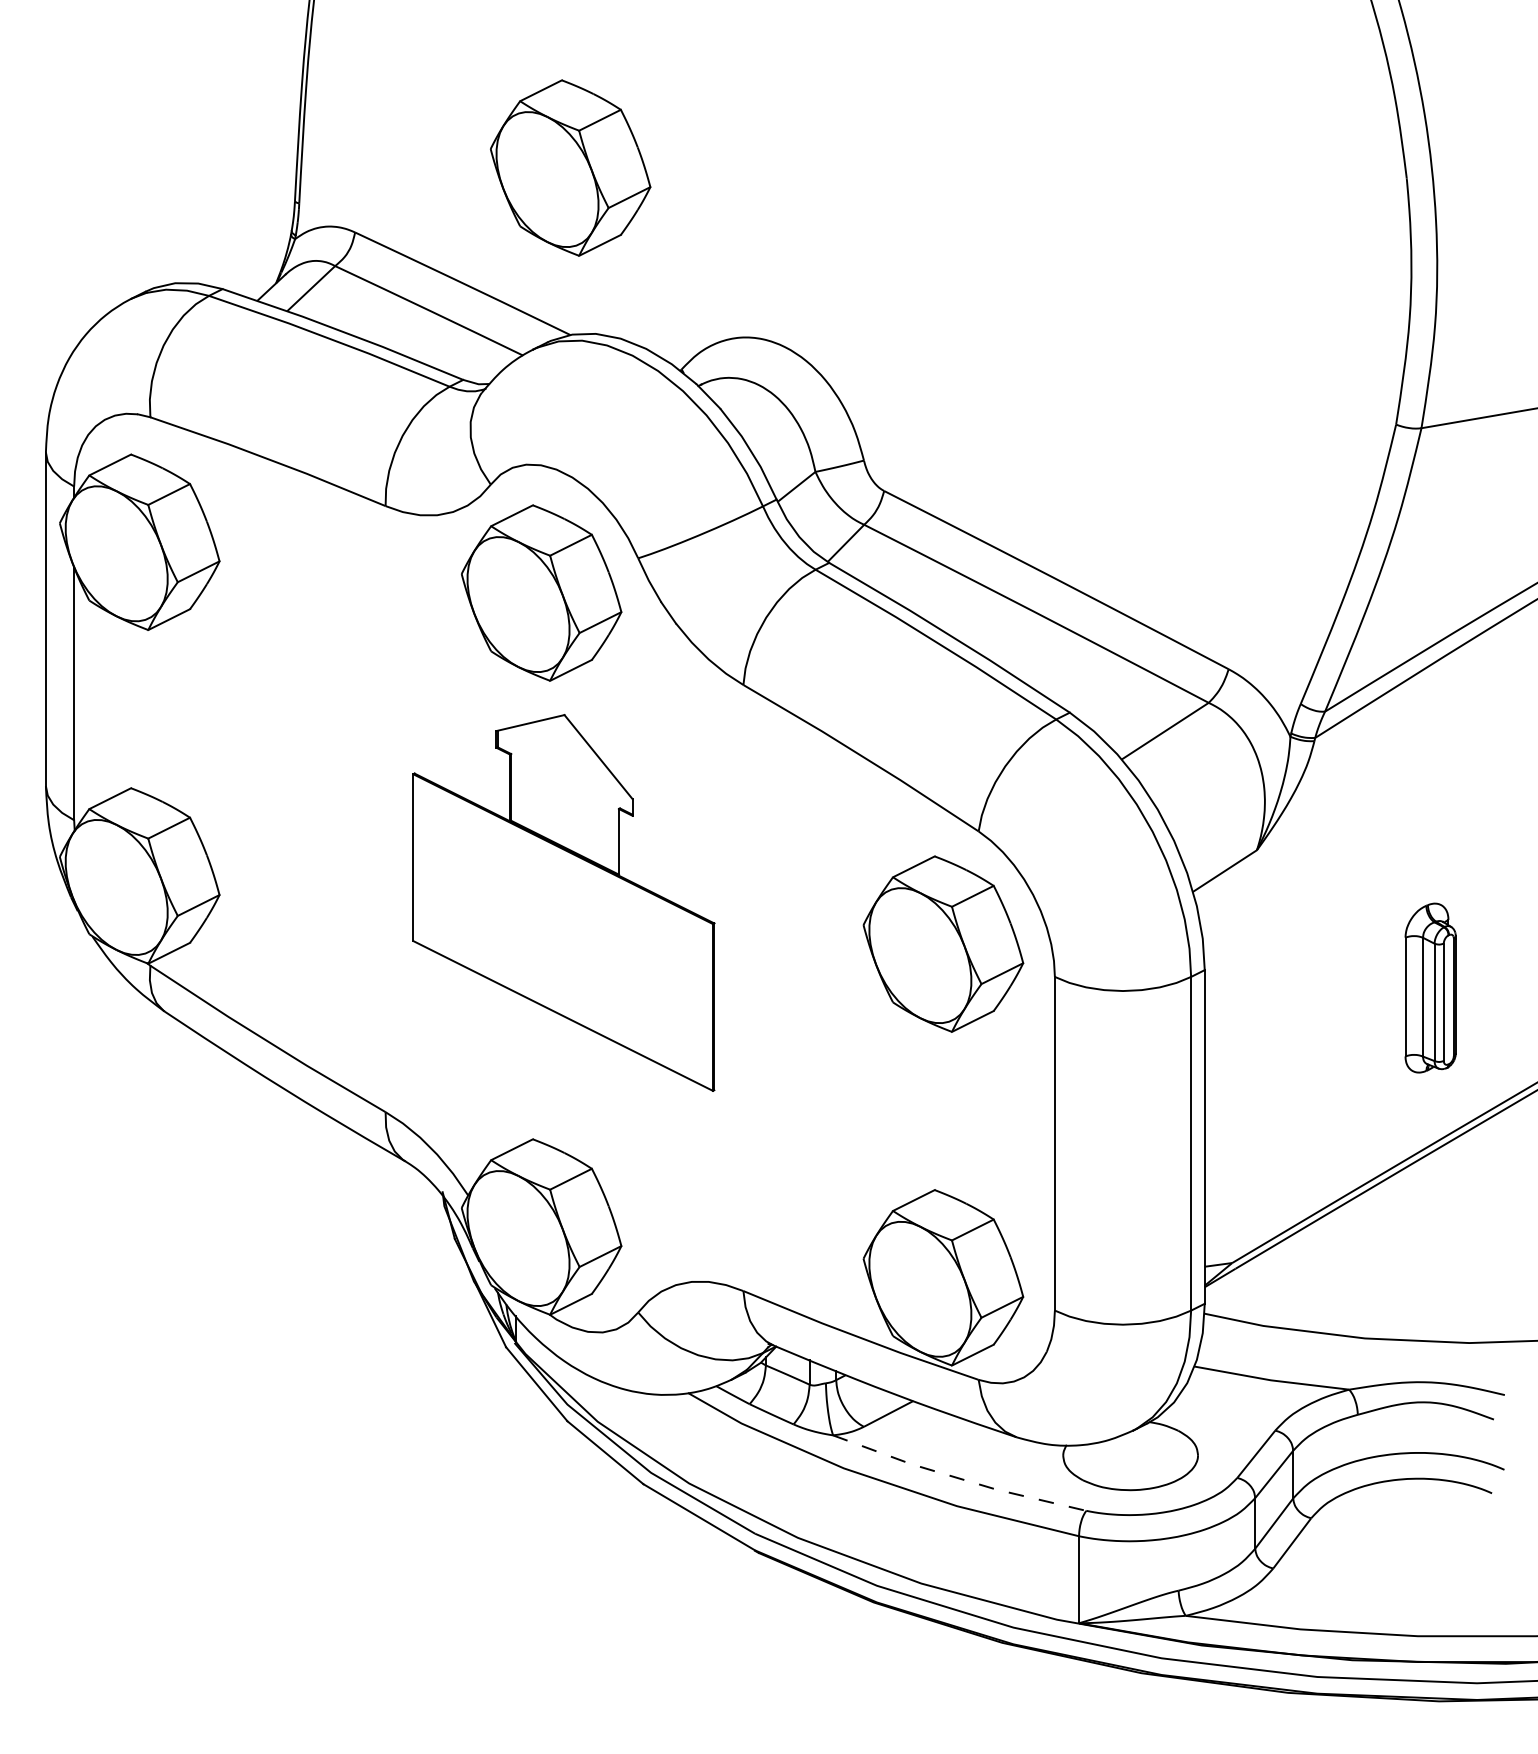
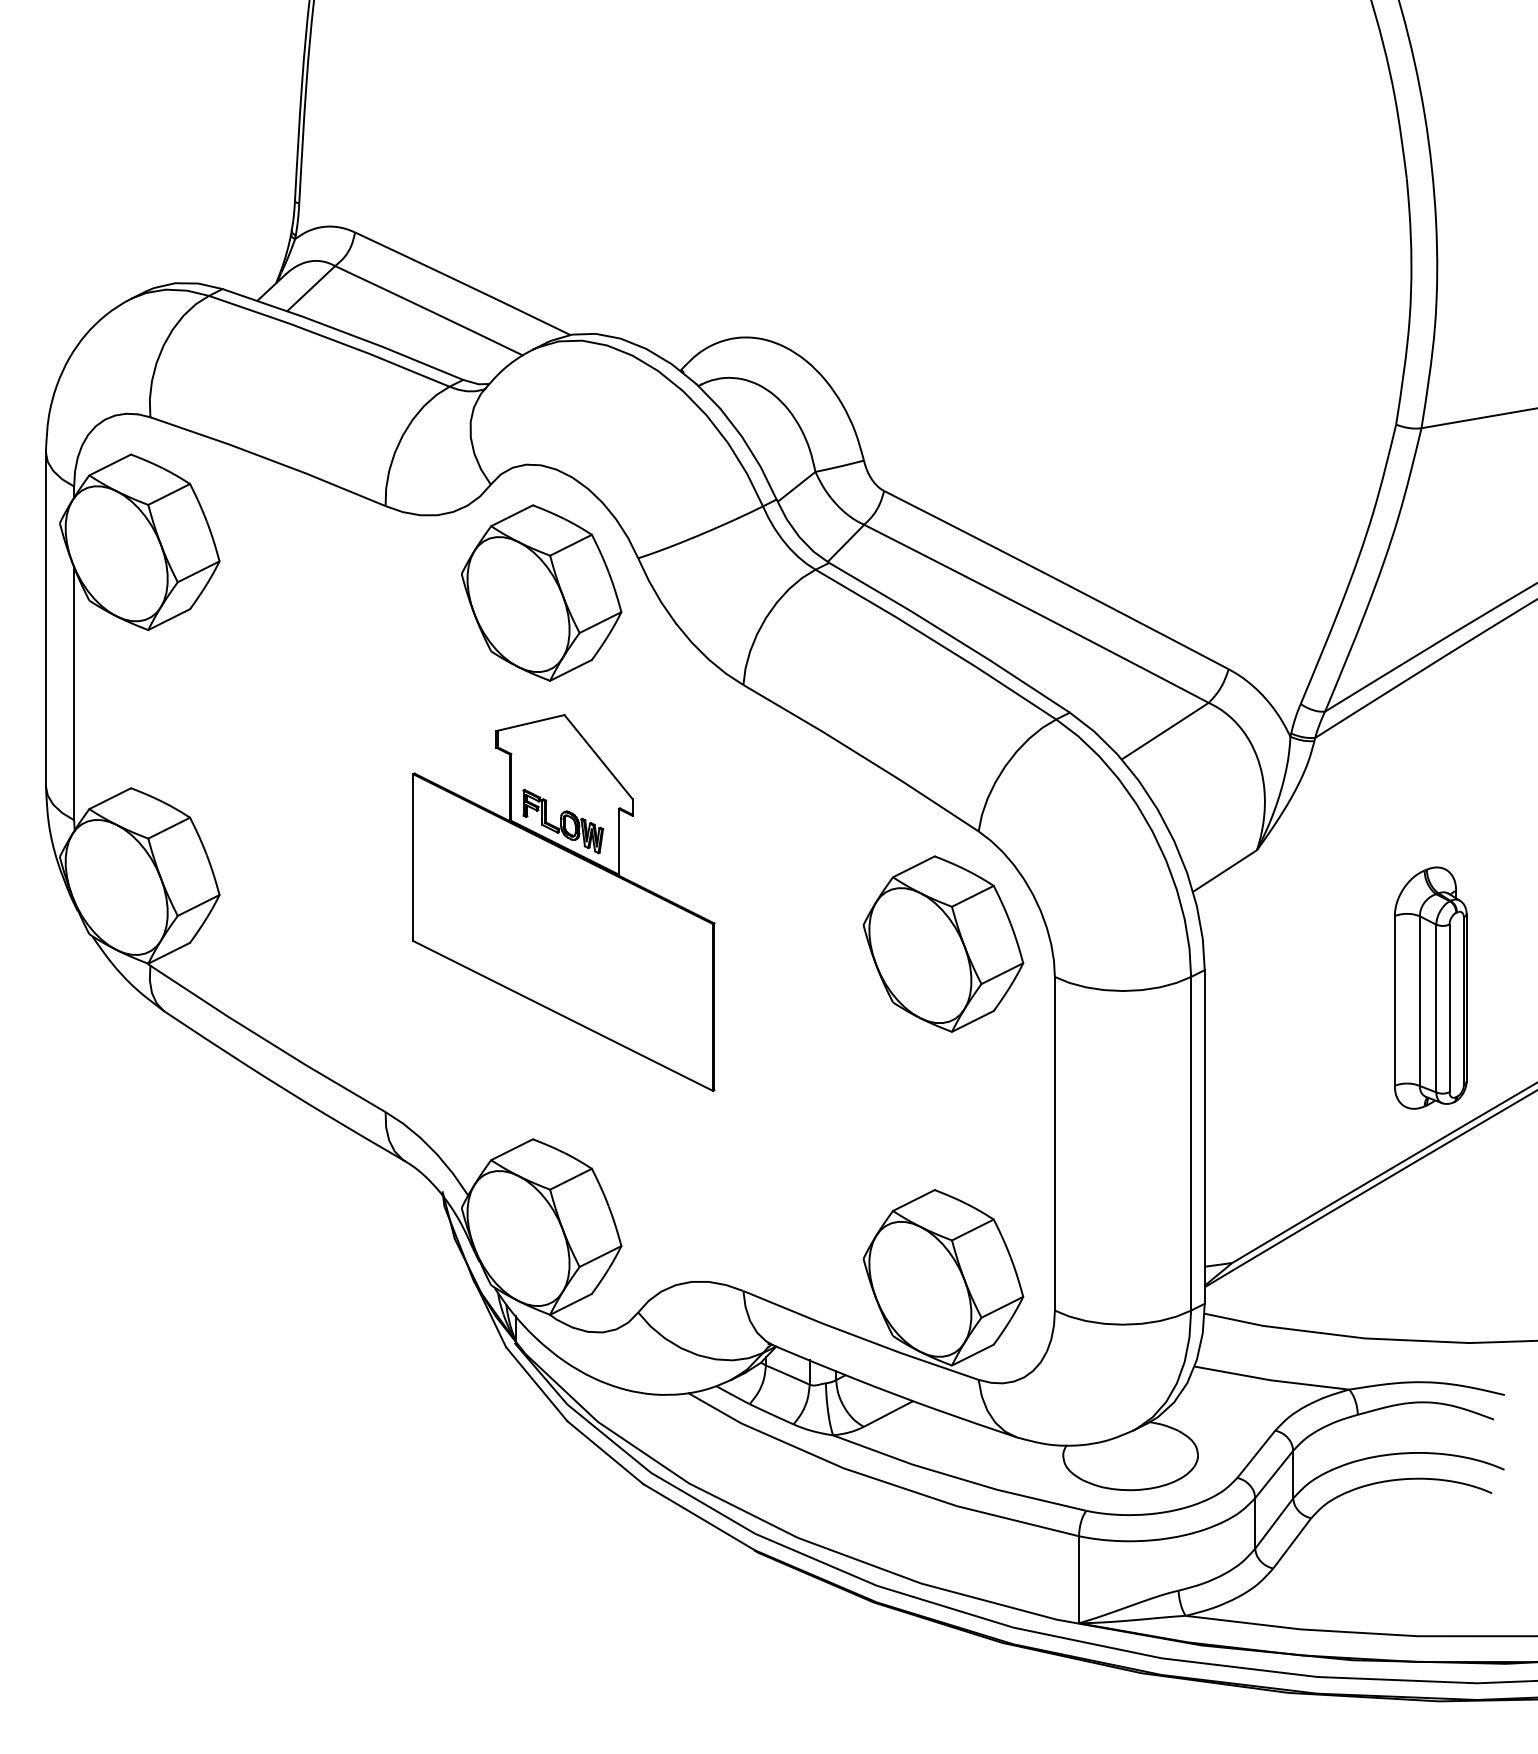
part: present -> none (570, 167)
part: none -> present (563, 821)
part size: 53x172 px -> 75x244 px (1430, 987)
line: dashed -> solid (958, 1478)
